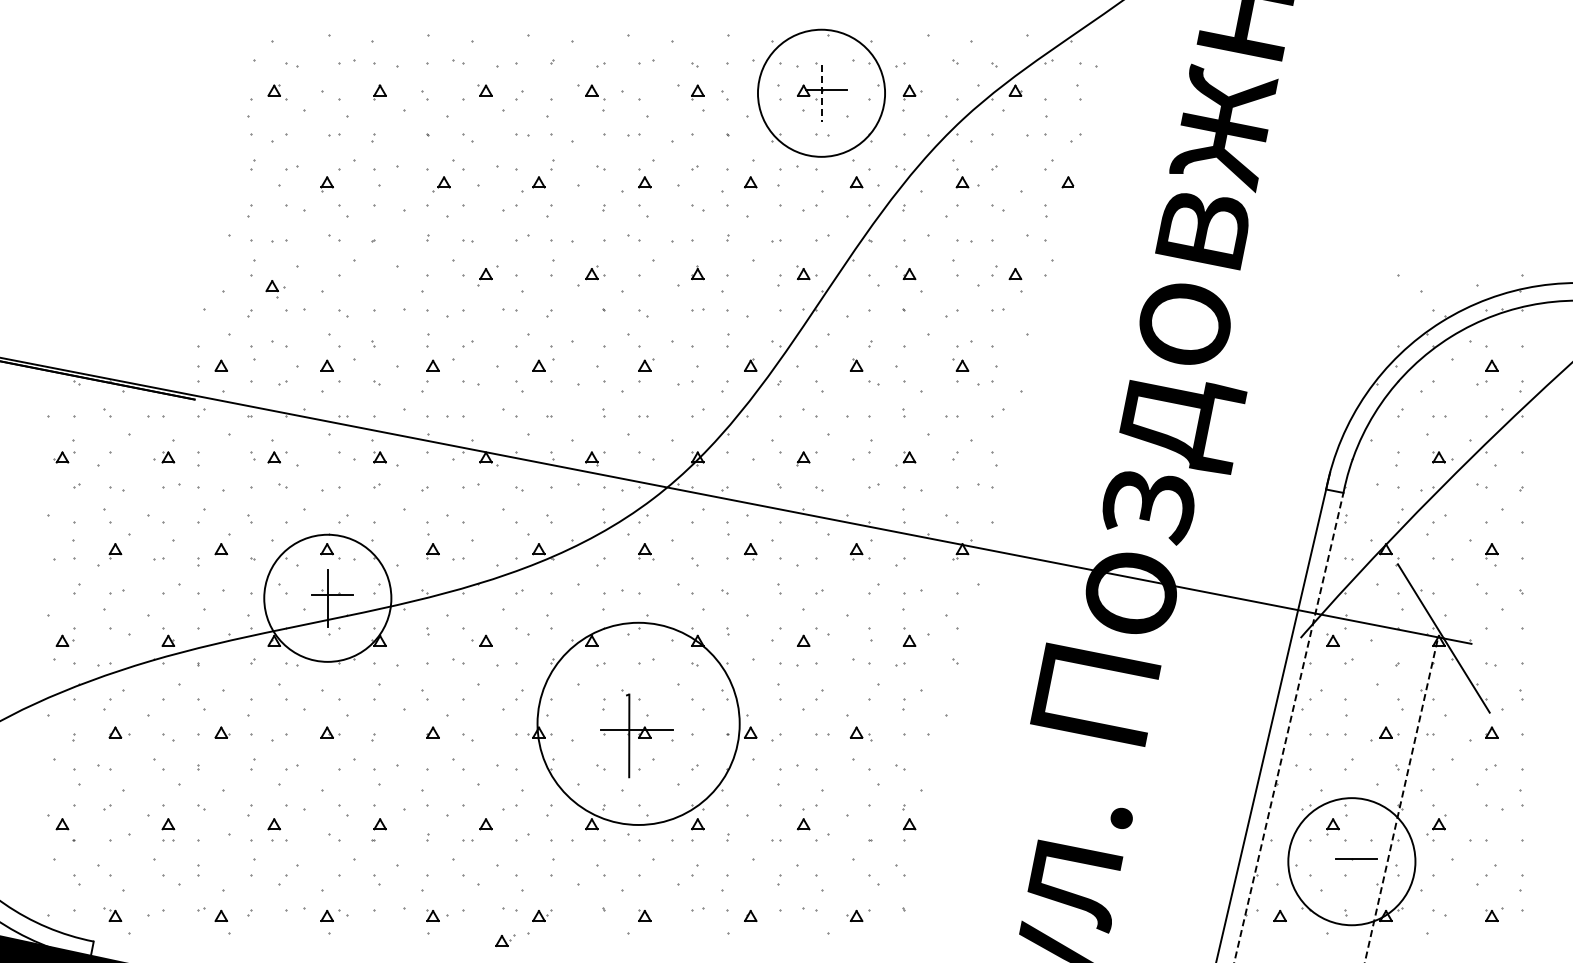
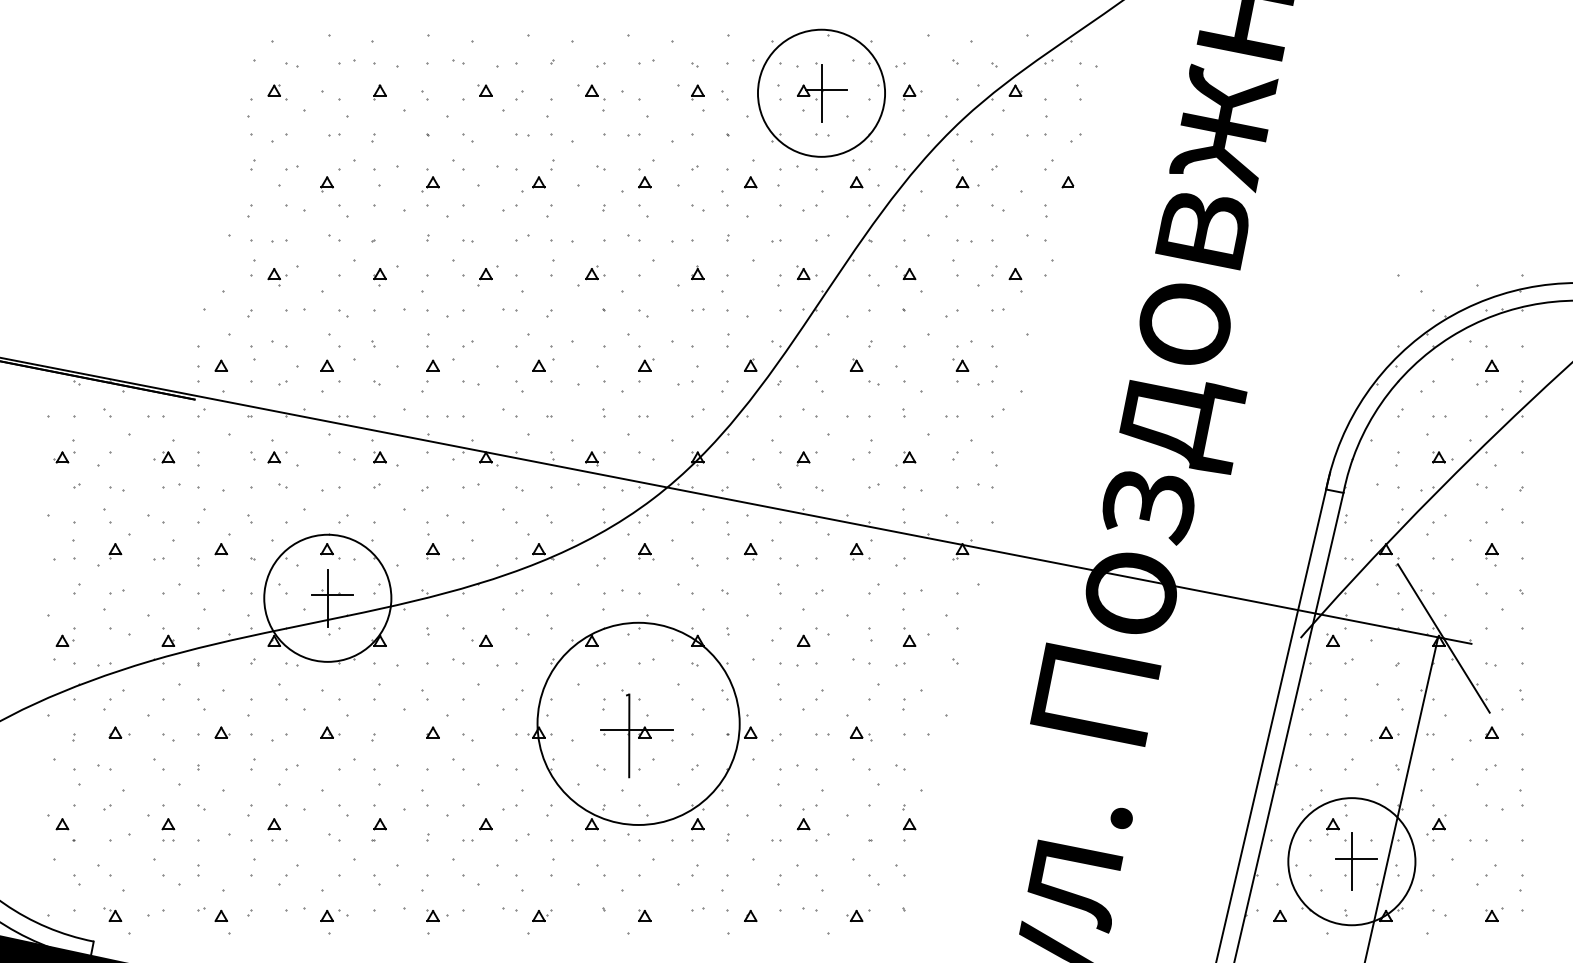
line: dashed -> solid (821, 93)
part position: (441, 184) -> (430, 184) (430, 184)
part: none -> present (379, 277)
part position: (275, 289) -> (277, 277) (277, 277)
line: dashed -> solid (1288, 727)
line: dashed -> solid (1401, 800)
line: none -> present (1351, 861)
part: present -> none (505, 940)
